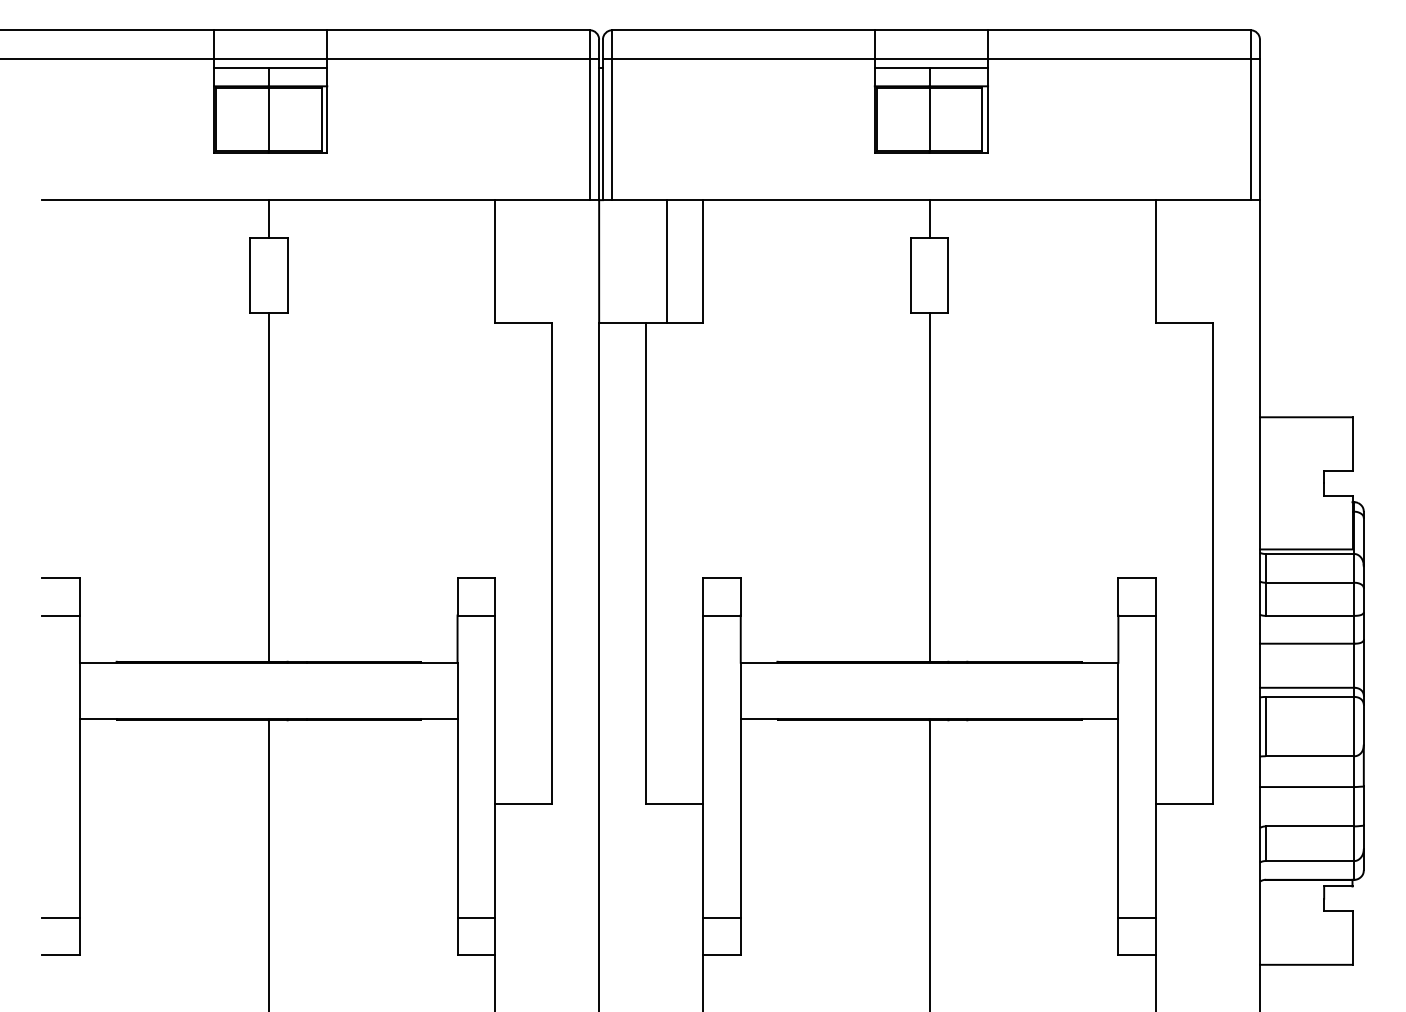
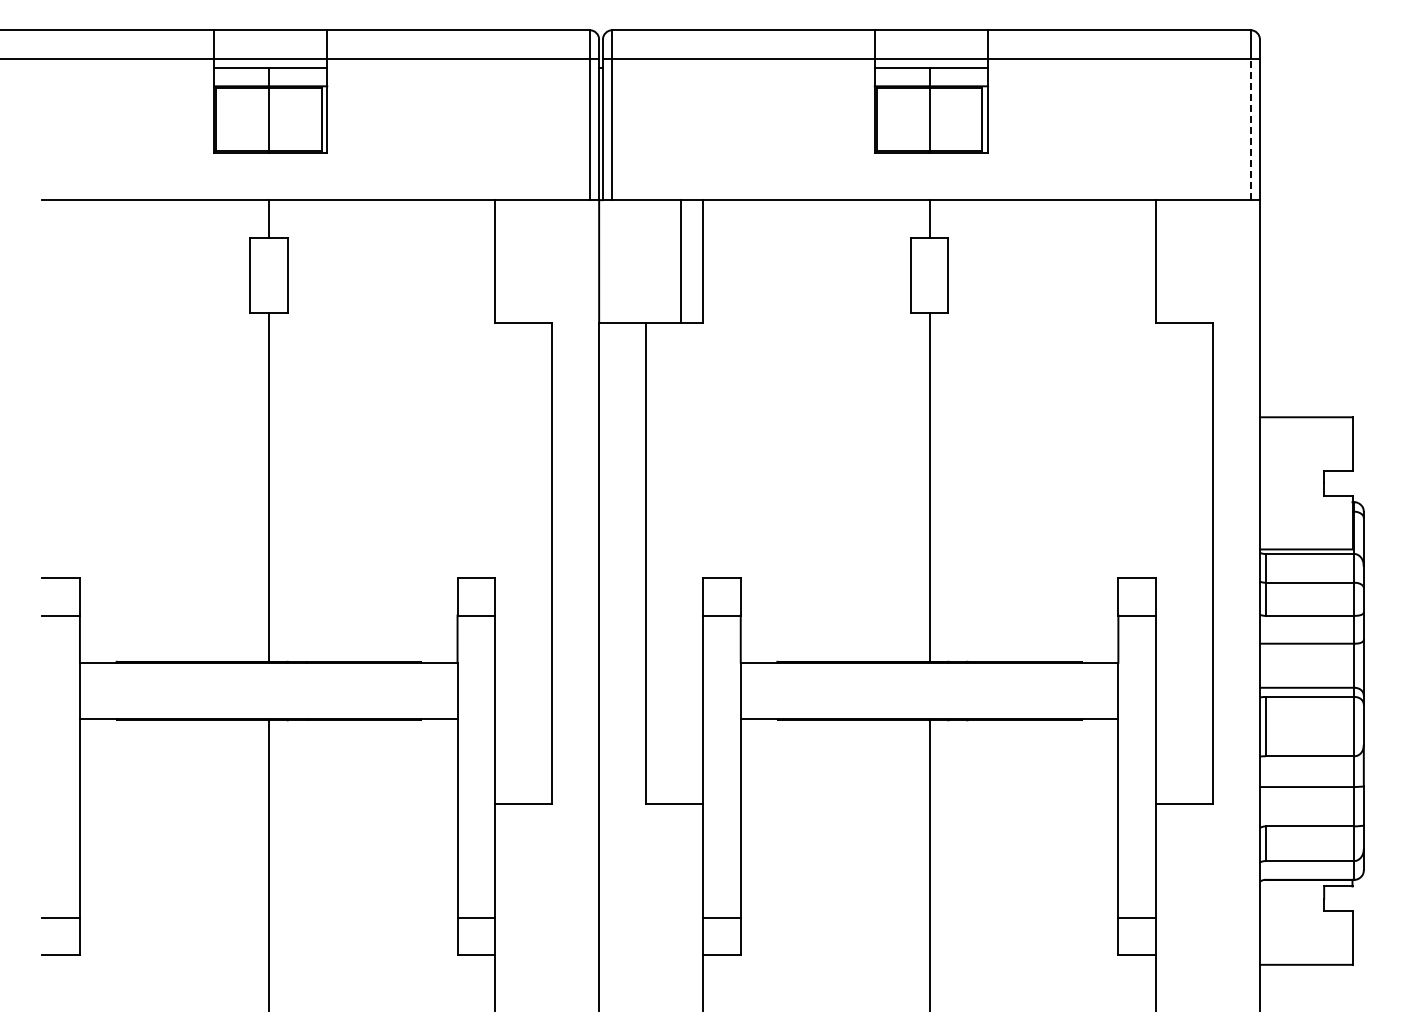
line: solid -> dashed (1250, 129)
line position: (667, 261) -> (681, 261) (681, 261)
